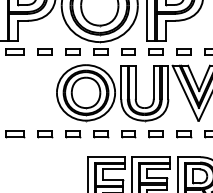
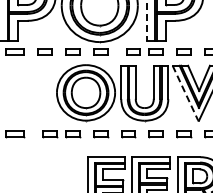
line: solid -> dashed (146, 21)
part position: (128, 51) -> (133, 51) (133, 51)
line: solid -> dashed (185, 93)
part position: (45, 134) -> (50, 134) (50, 134)
